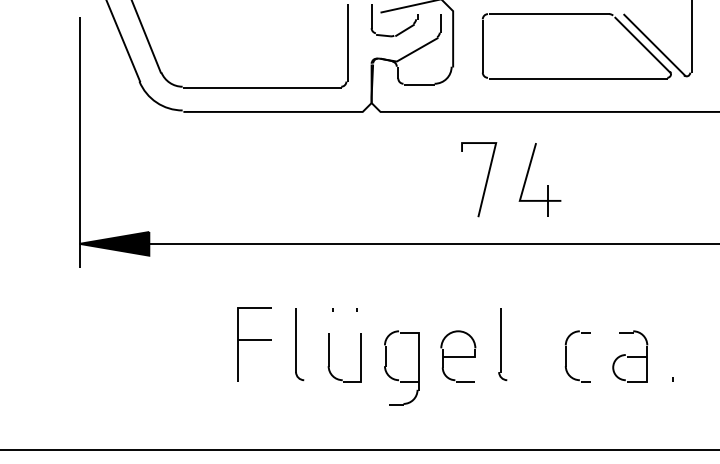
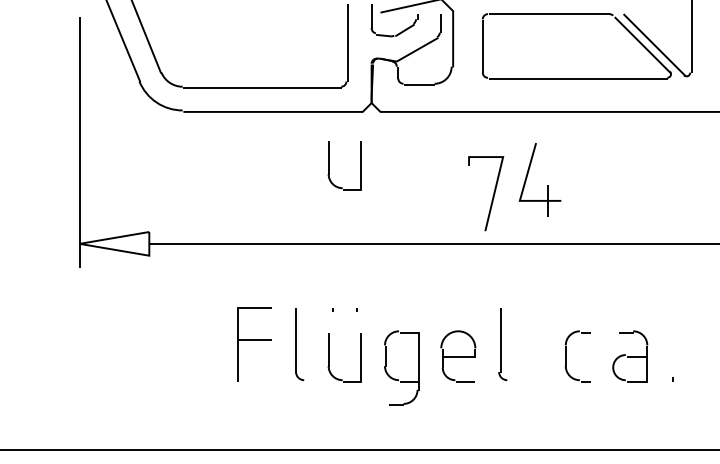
part: none -> present (329, 165)
curve position: (485, 182) -> (492, 196) (492, 196)
fill: present -> none (114, 243)
